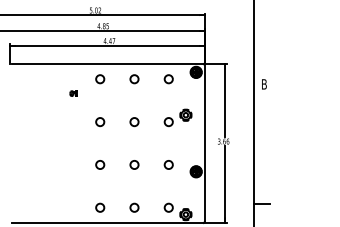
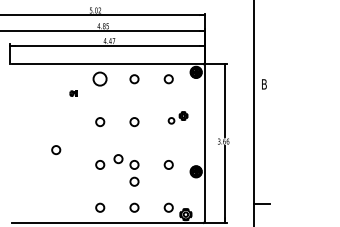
circle size: 11x11 px -> 16x16 px (99, 78)
part size: 30x20 px -> 22x14 px (177, 117)
circle: none -> present (56, 150)
circle: none -> present (118, 159)
circle: none -> present (134, 181)
